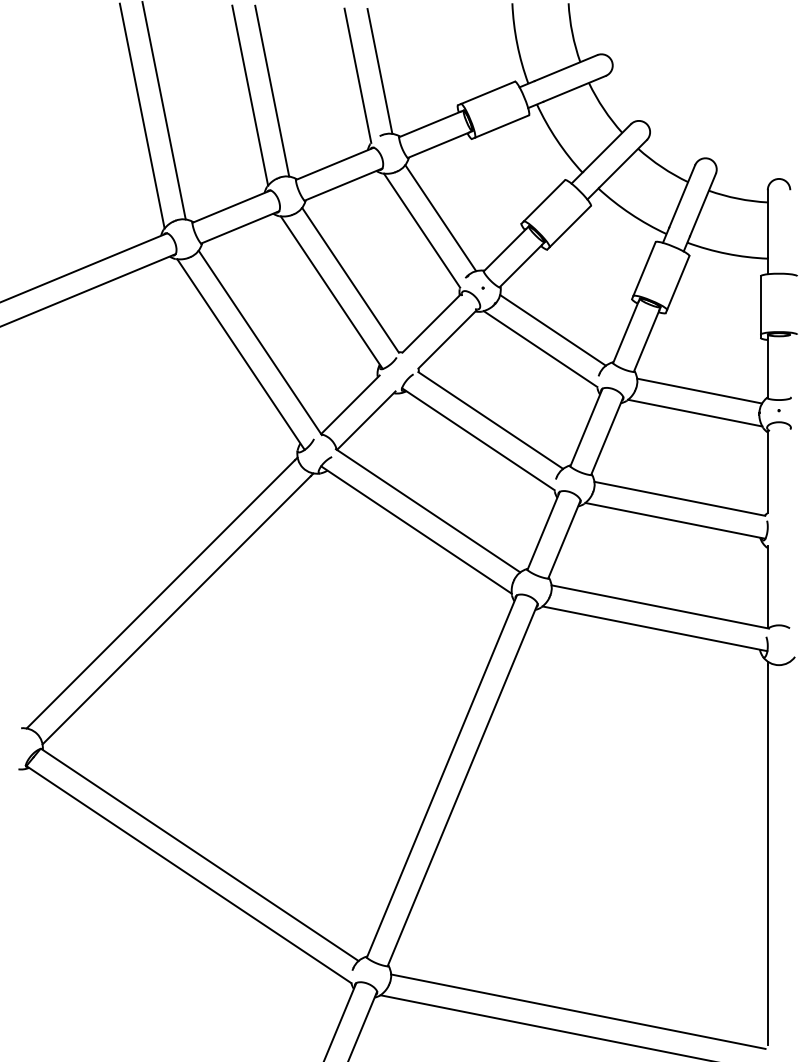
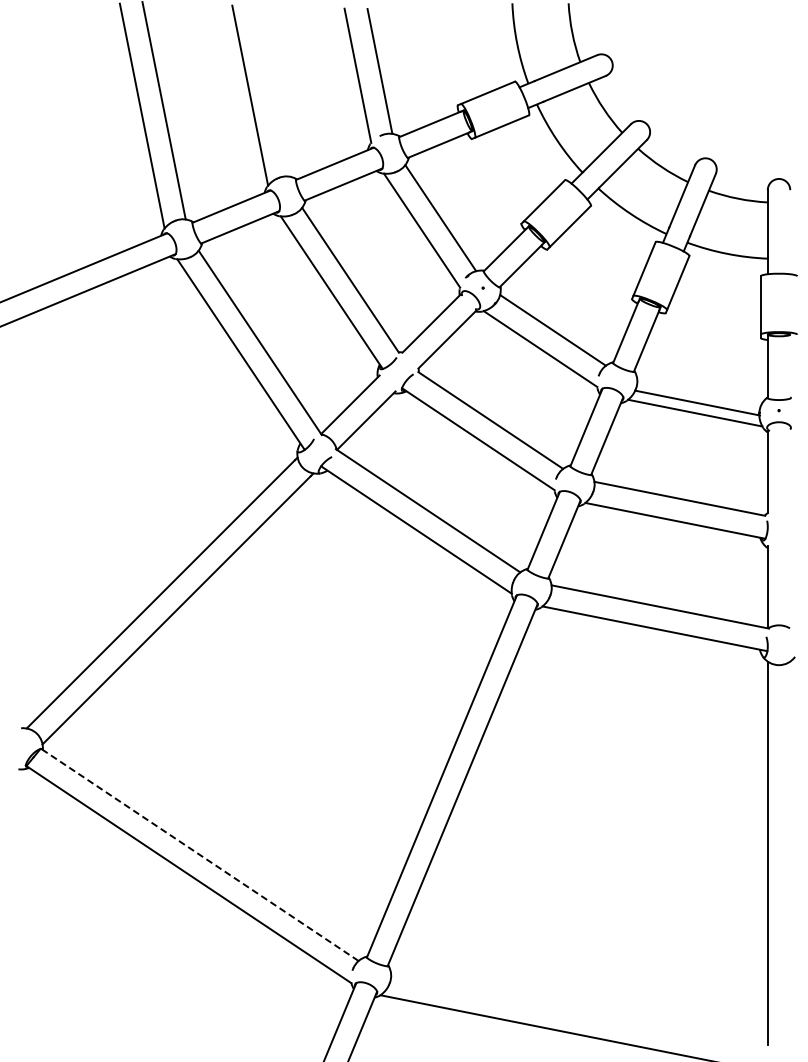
line: present -> none (272, 90)
line position: (699, 390) -> (697, 402) (697, 402)
line: solid -> dashed (199, 854)
line: present -> none (578, 1011)
